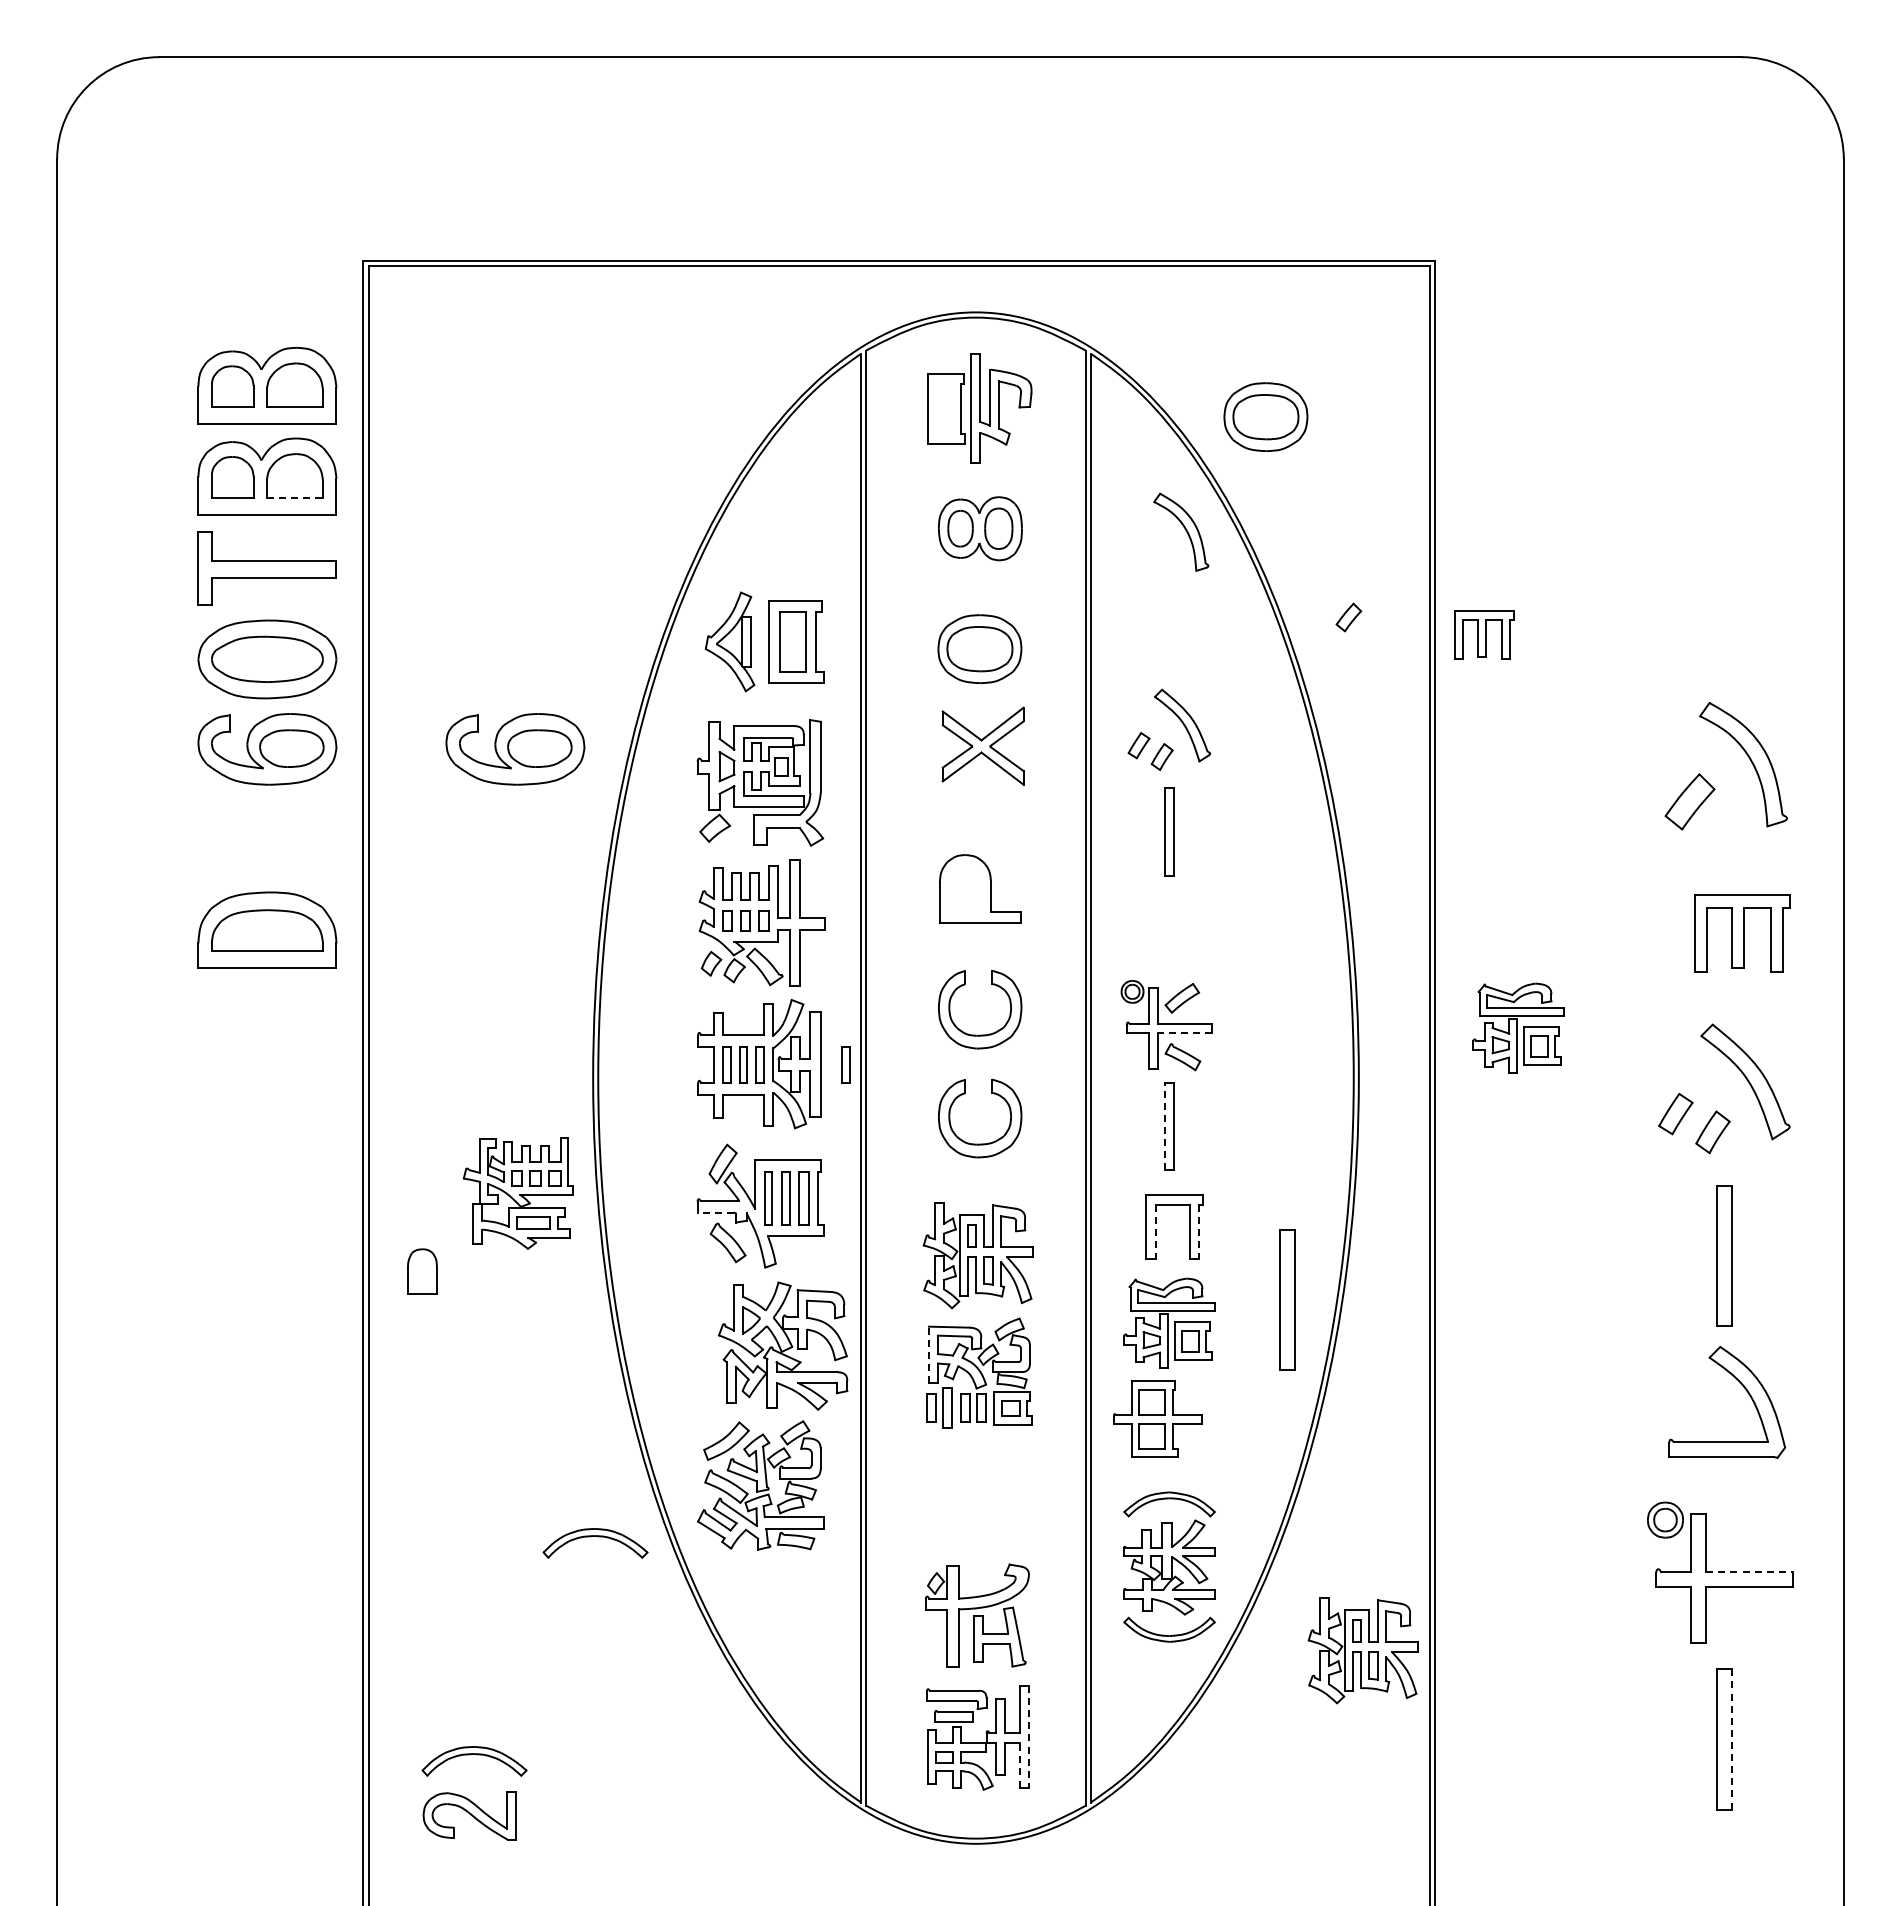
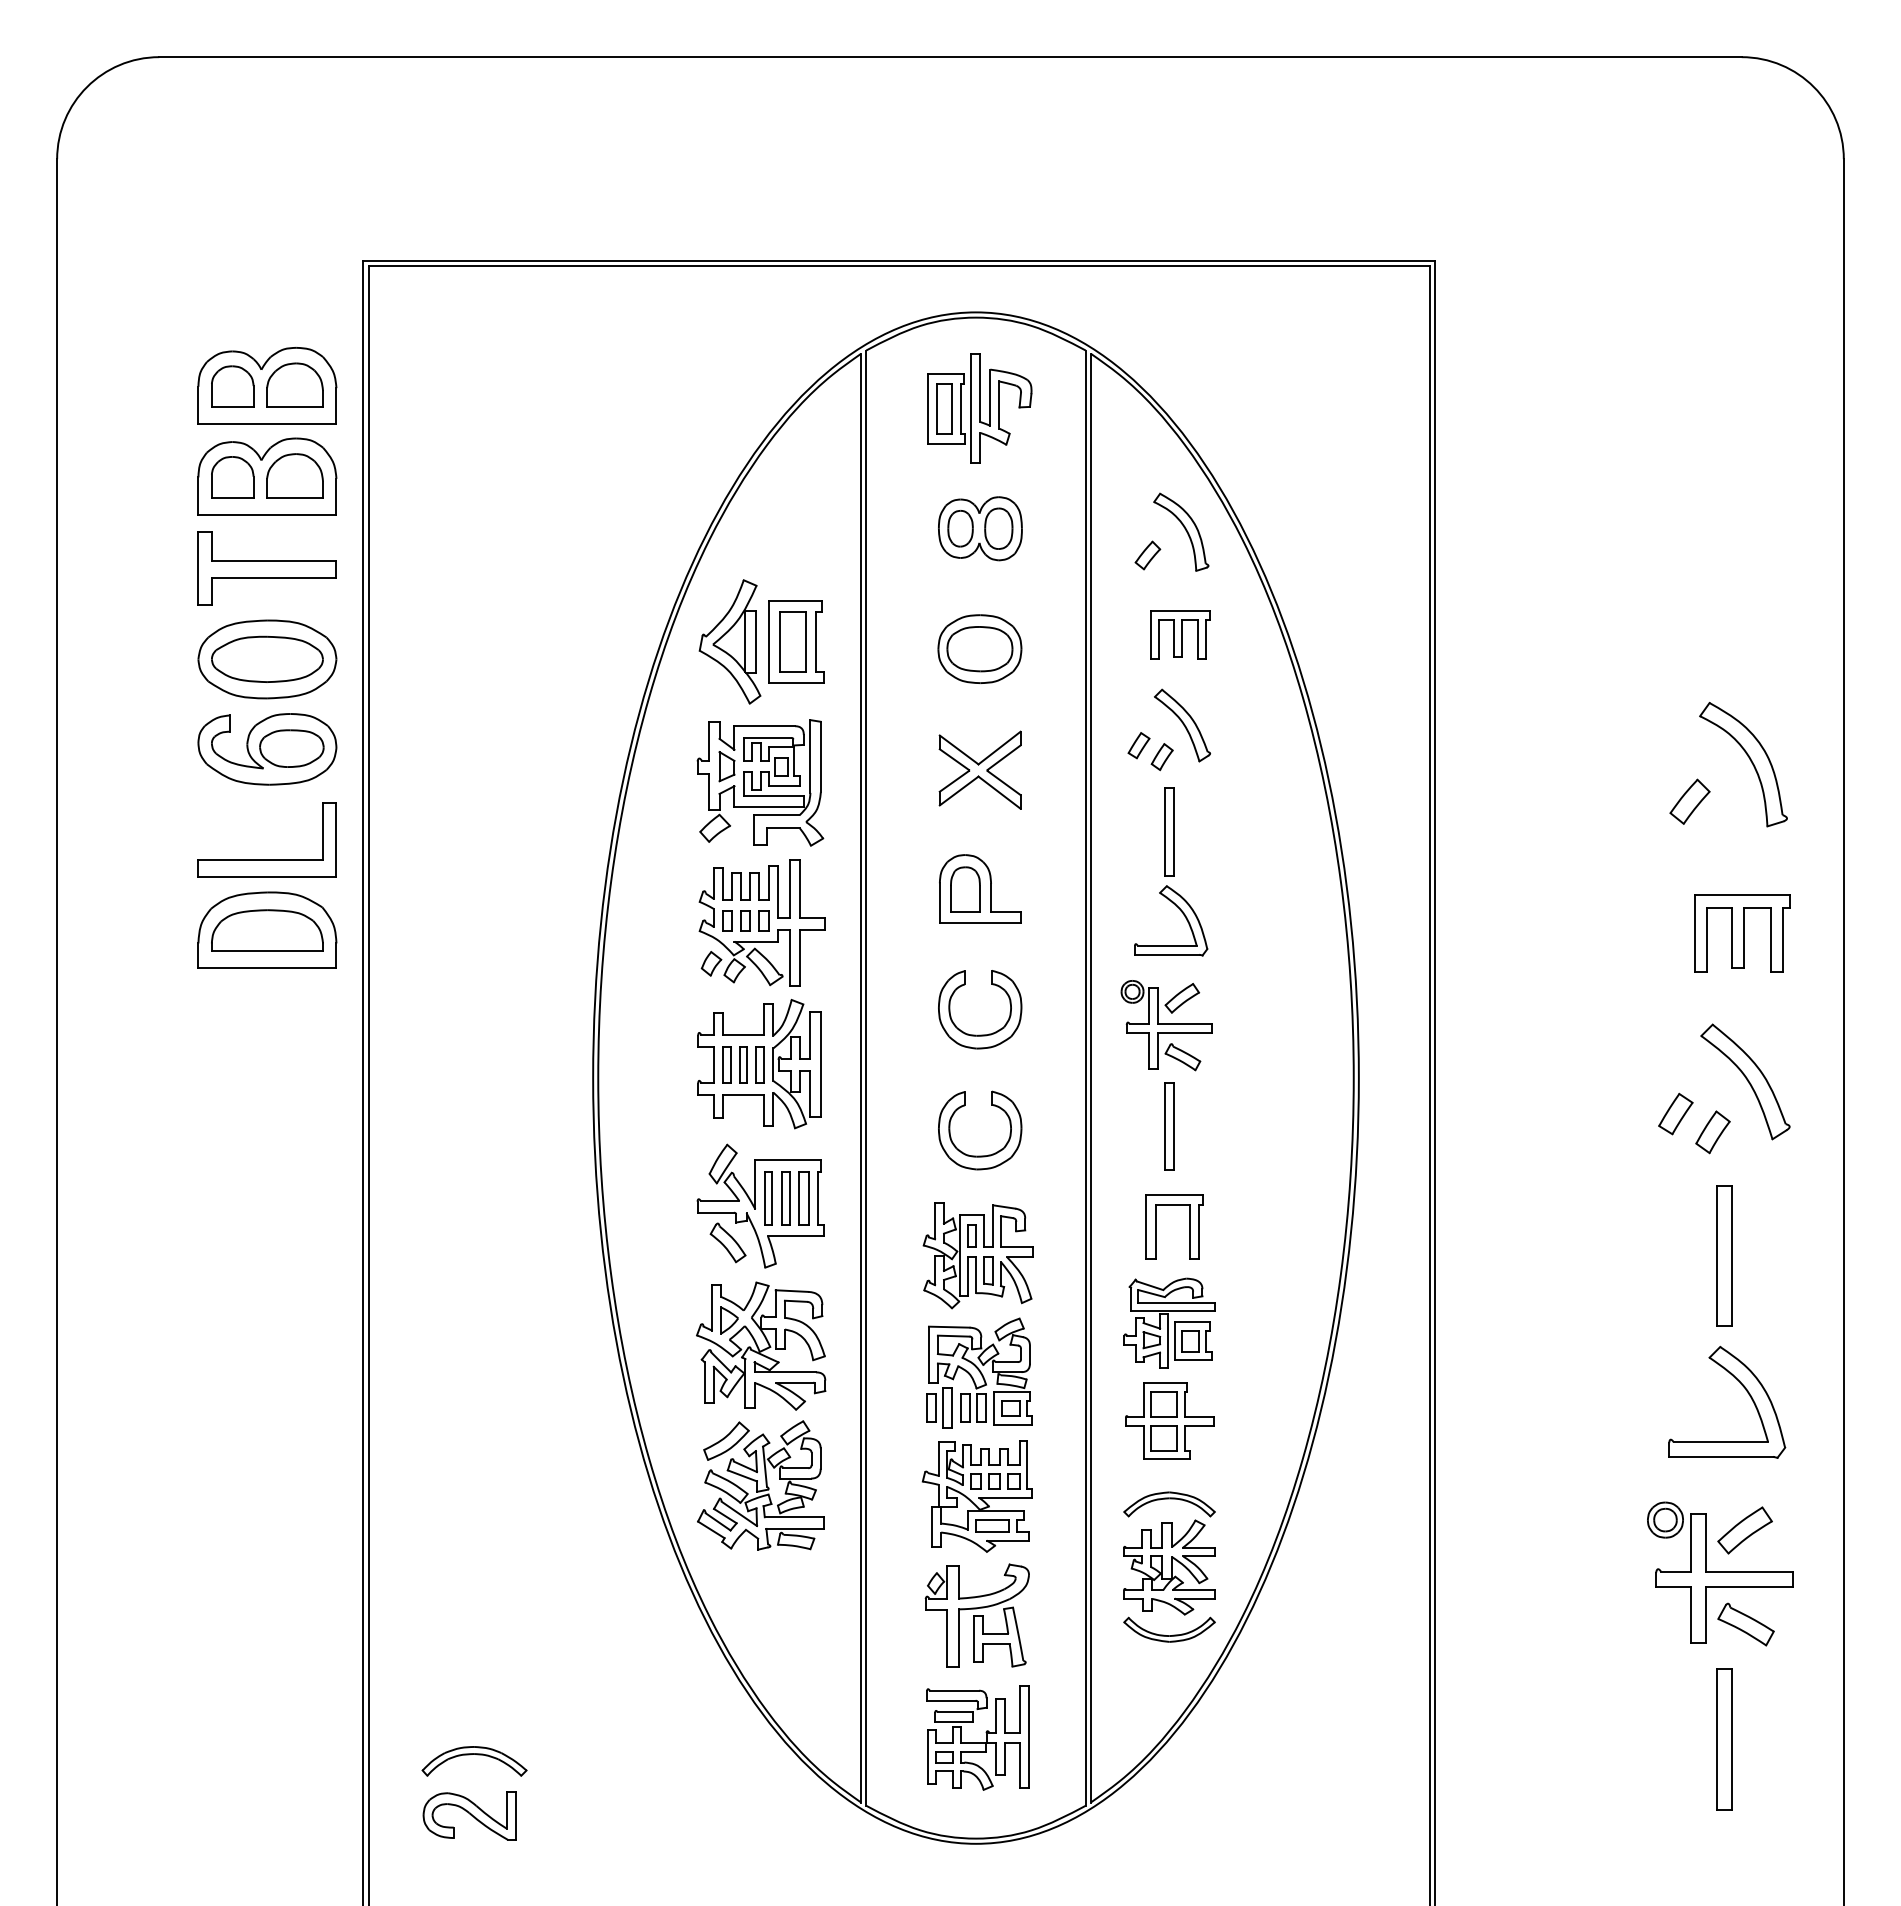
part: none -> present (944, 408)
part: present -> none (1265, 416)
line: dashed -> solid (295, 497)
part position: (1348, 617) -> (1147, 555) (1147, 555)
part position: (1484, 634) -> (1180, 634) (1180, 634)
part size: 52x102 px -> 64x126 px (729, 641)
part position: (982, 745) -> (979, 769) (979, 769)
part: present -> none (515, 749)
part size: 52x58 px -> 42x47 px (1689, 801)
part: none -> present (266, 859)
part: none -> present (1180, 911)
part: present -> none (1518, 1027)
line: dashed -> solid (1184, 1033)
part: present -> none (845, 1064)
line: dashed -> solid (1164, 1126)
part position: (980, 1143) -> (980, 1155) (980, 1155)
part position: (517, 1193) -> (976, 1496) (976, 1496)
line: dashed -> solid (715, 1212)
line: dashed -> solid (1155, 1232)
line: dashed -> solid (1198, 1232)
part position: (422, 1271) -> (965, 889) (965, 889)
part: present -> none (1287, 1299)
part position: (783, 1345) -> (761, 1345) (761, 1345)
line: dashed -> solid (928, 1354)
part position: (1157, 1418) -> (1169, 1420) (1169, 1420)
part: none -> present (1744, 1530)
part: present -> none (598, 1537)
line: dashed -> solid (1749, 1571)
part: none -> present (1745, 1624)
part: present -> none (1362, 1650)
line: dashed -> solid (1029, 1736)
line: dashed -> solid (1732, 1740)
line: dashed -> solid (1020, 1764)
